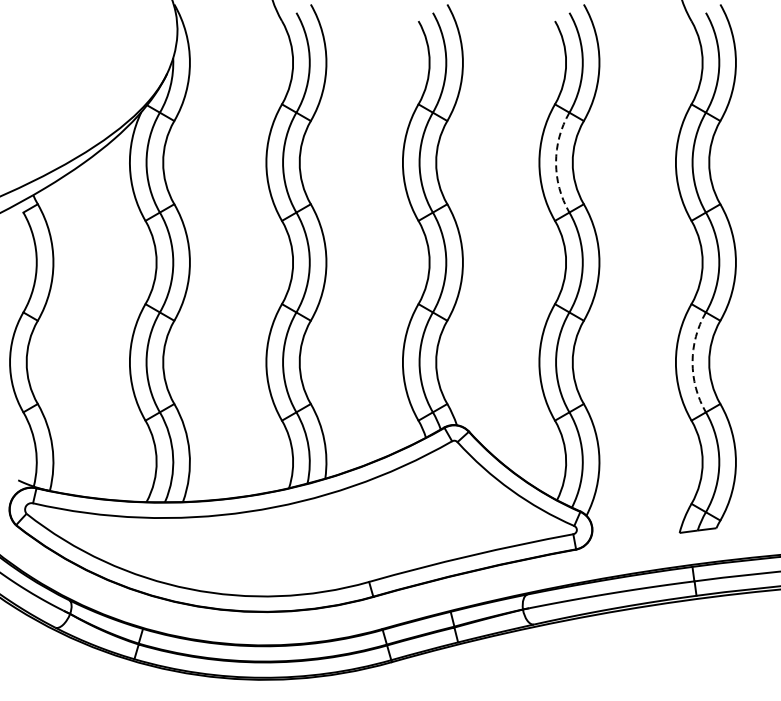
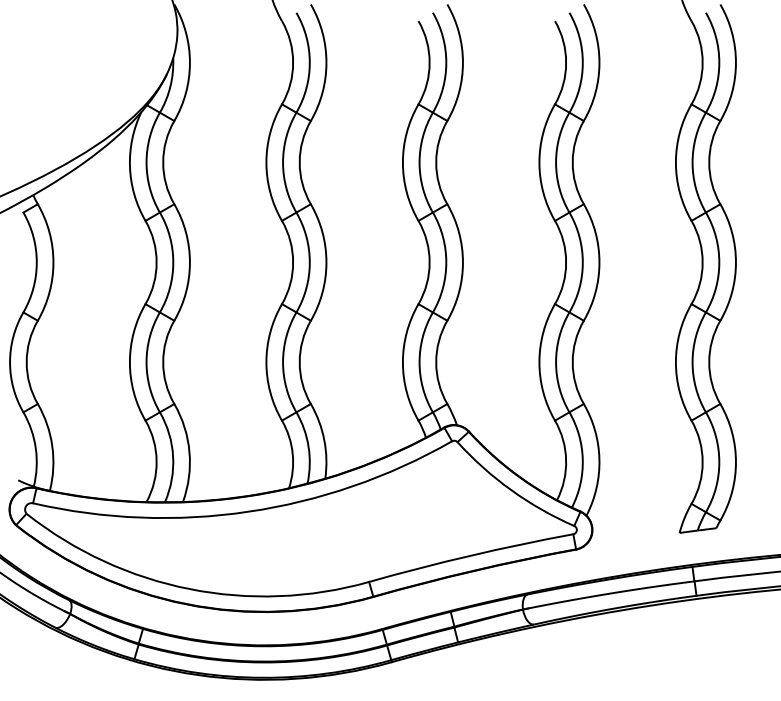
arc: dashed -> solid (556, 162)
arc: dashed -> solid (692, 362)
